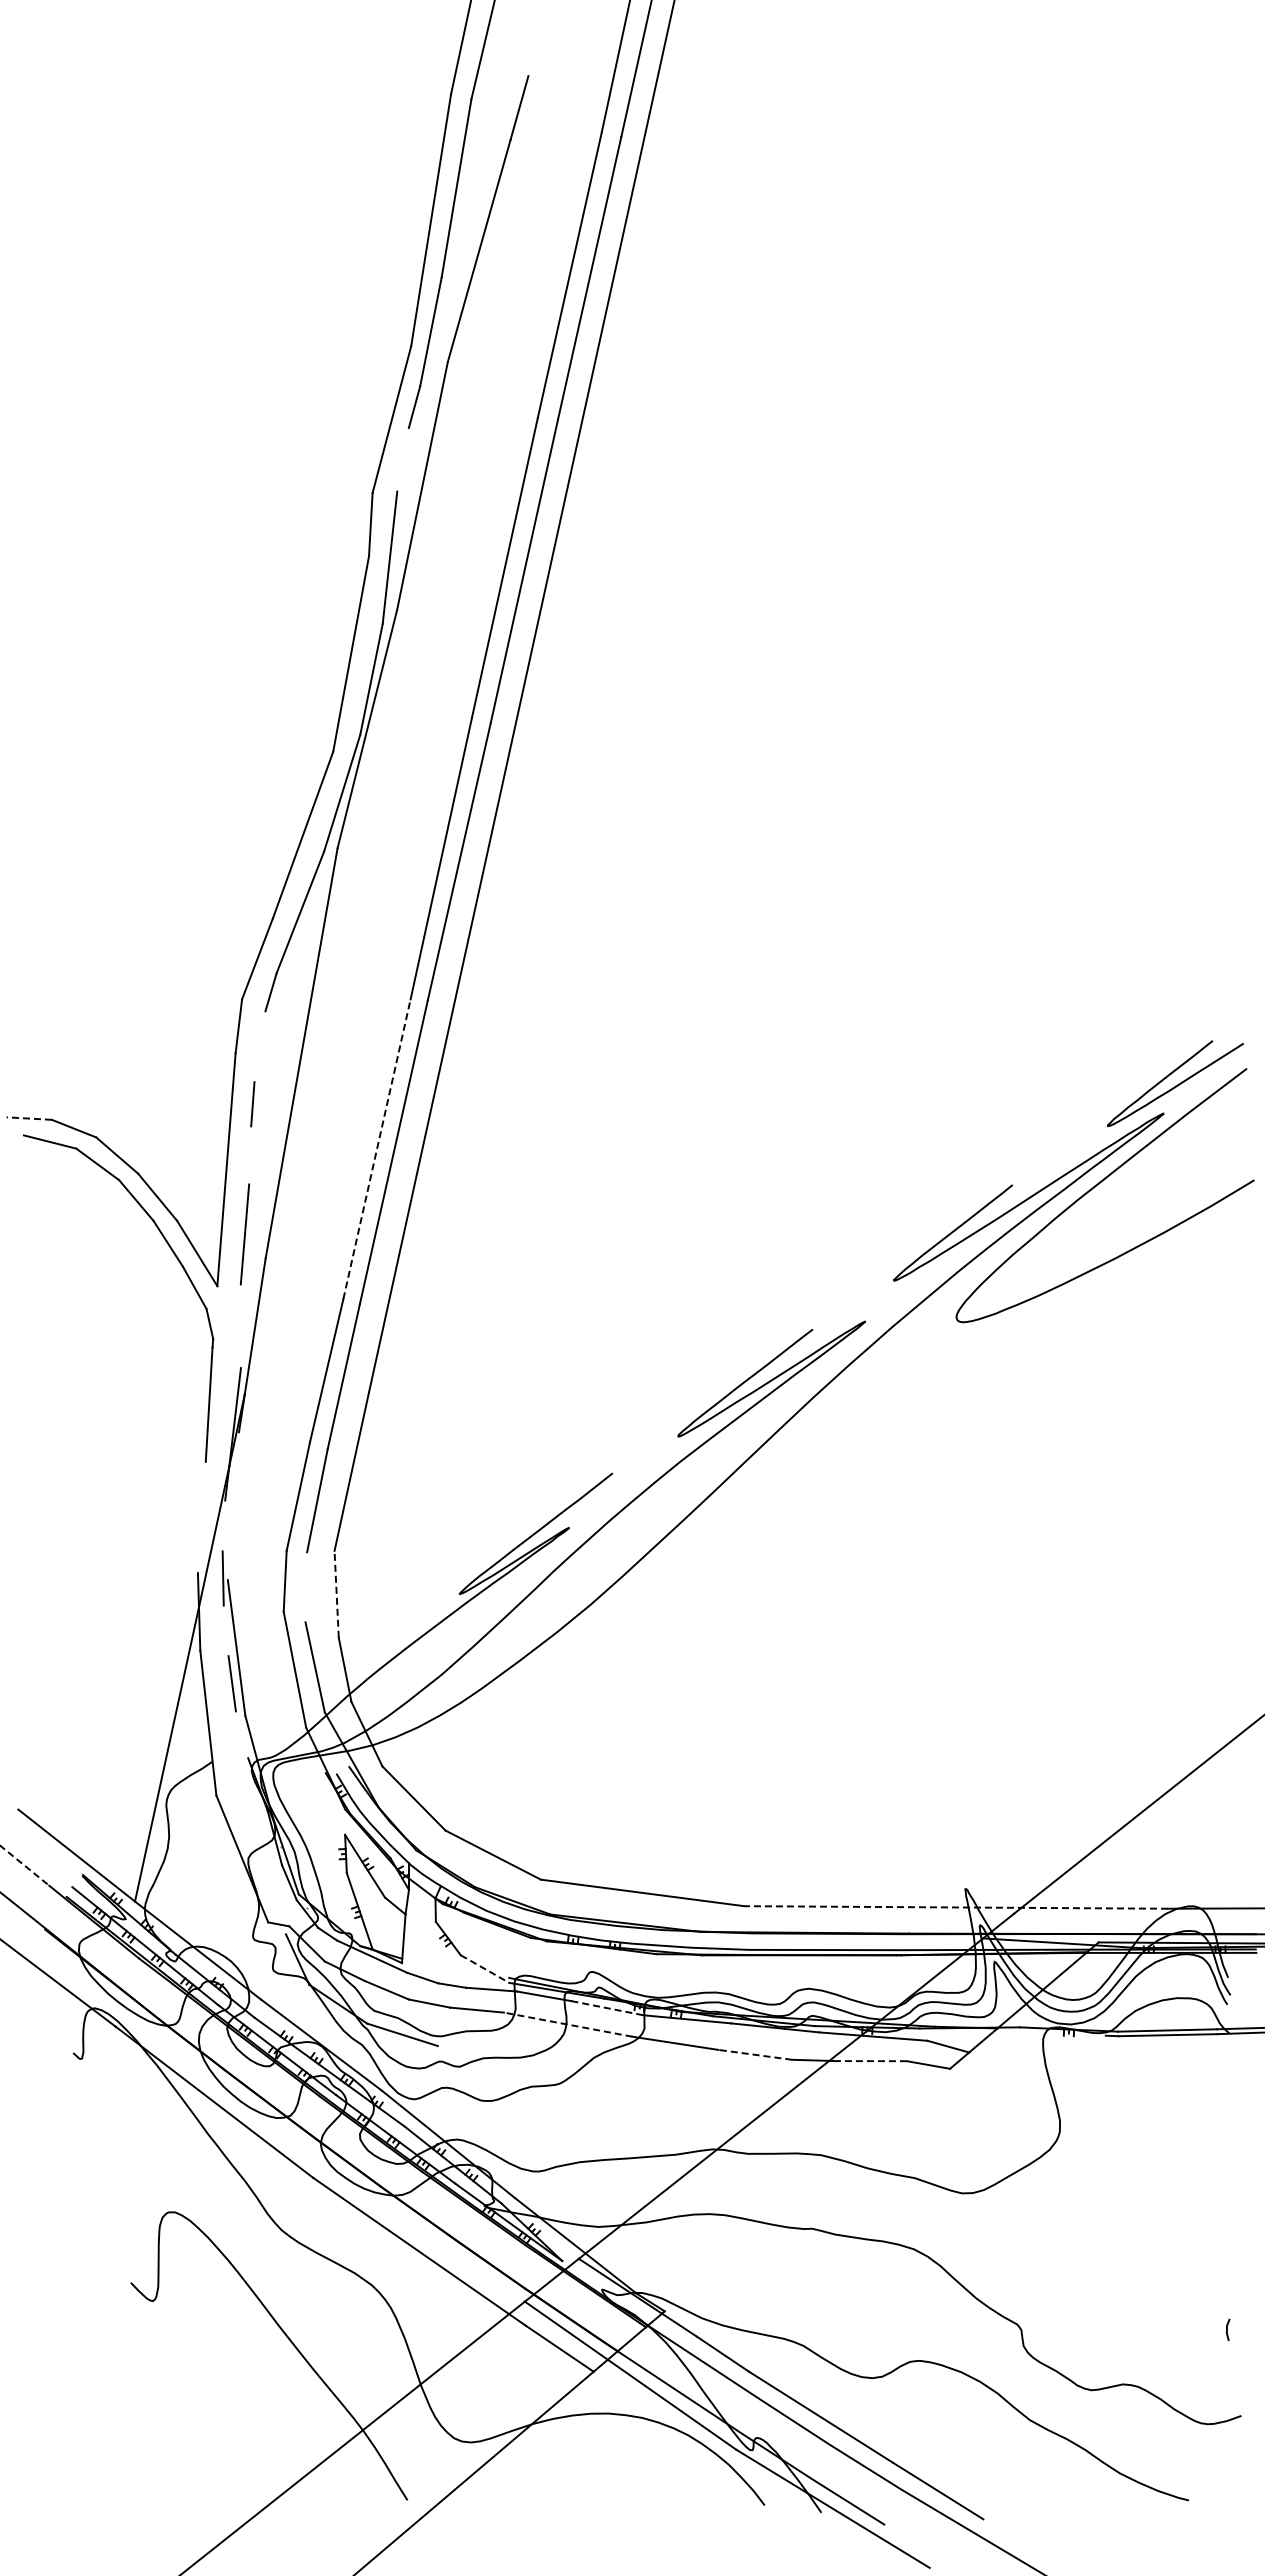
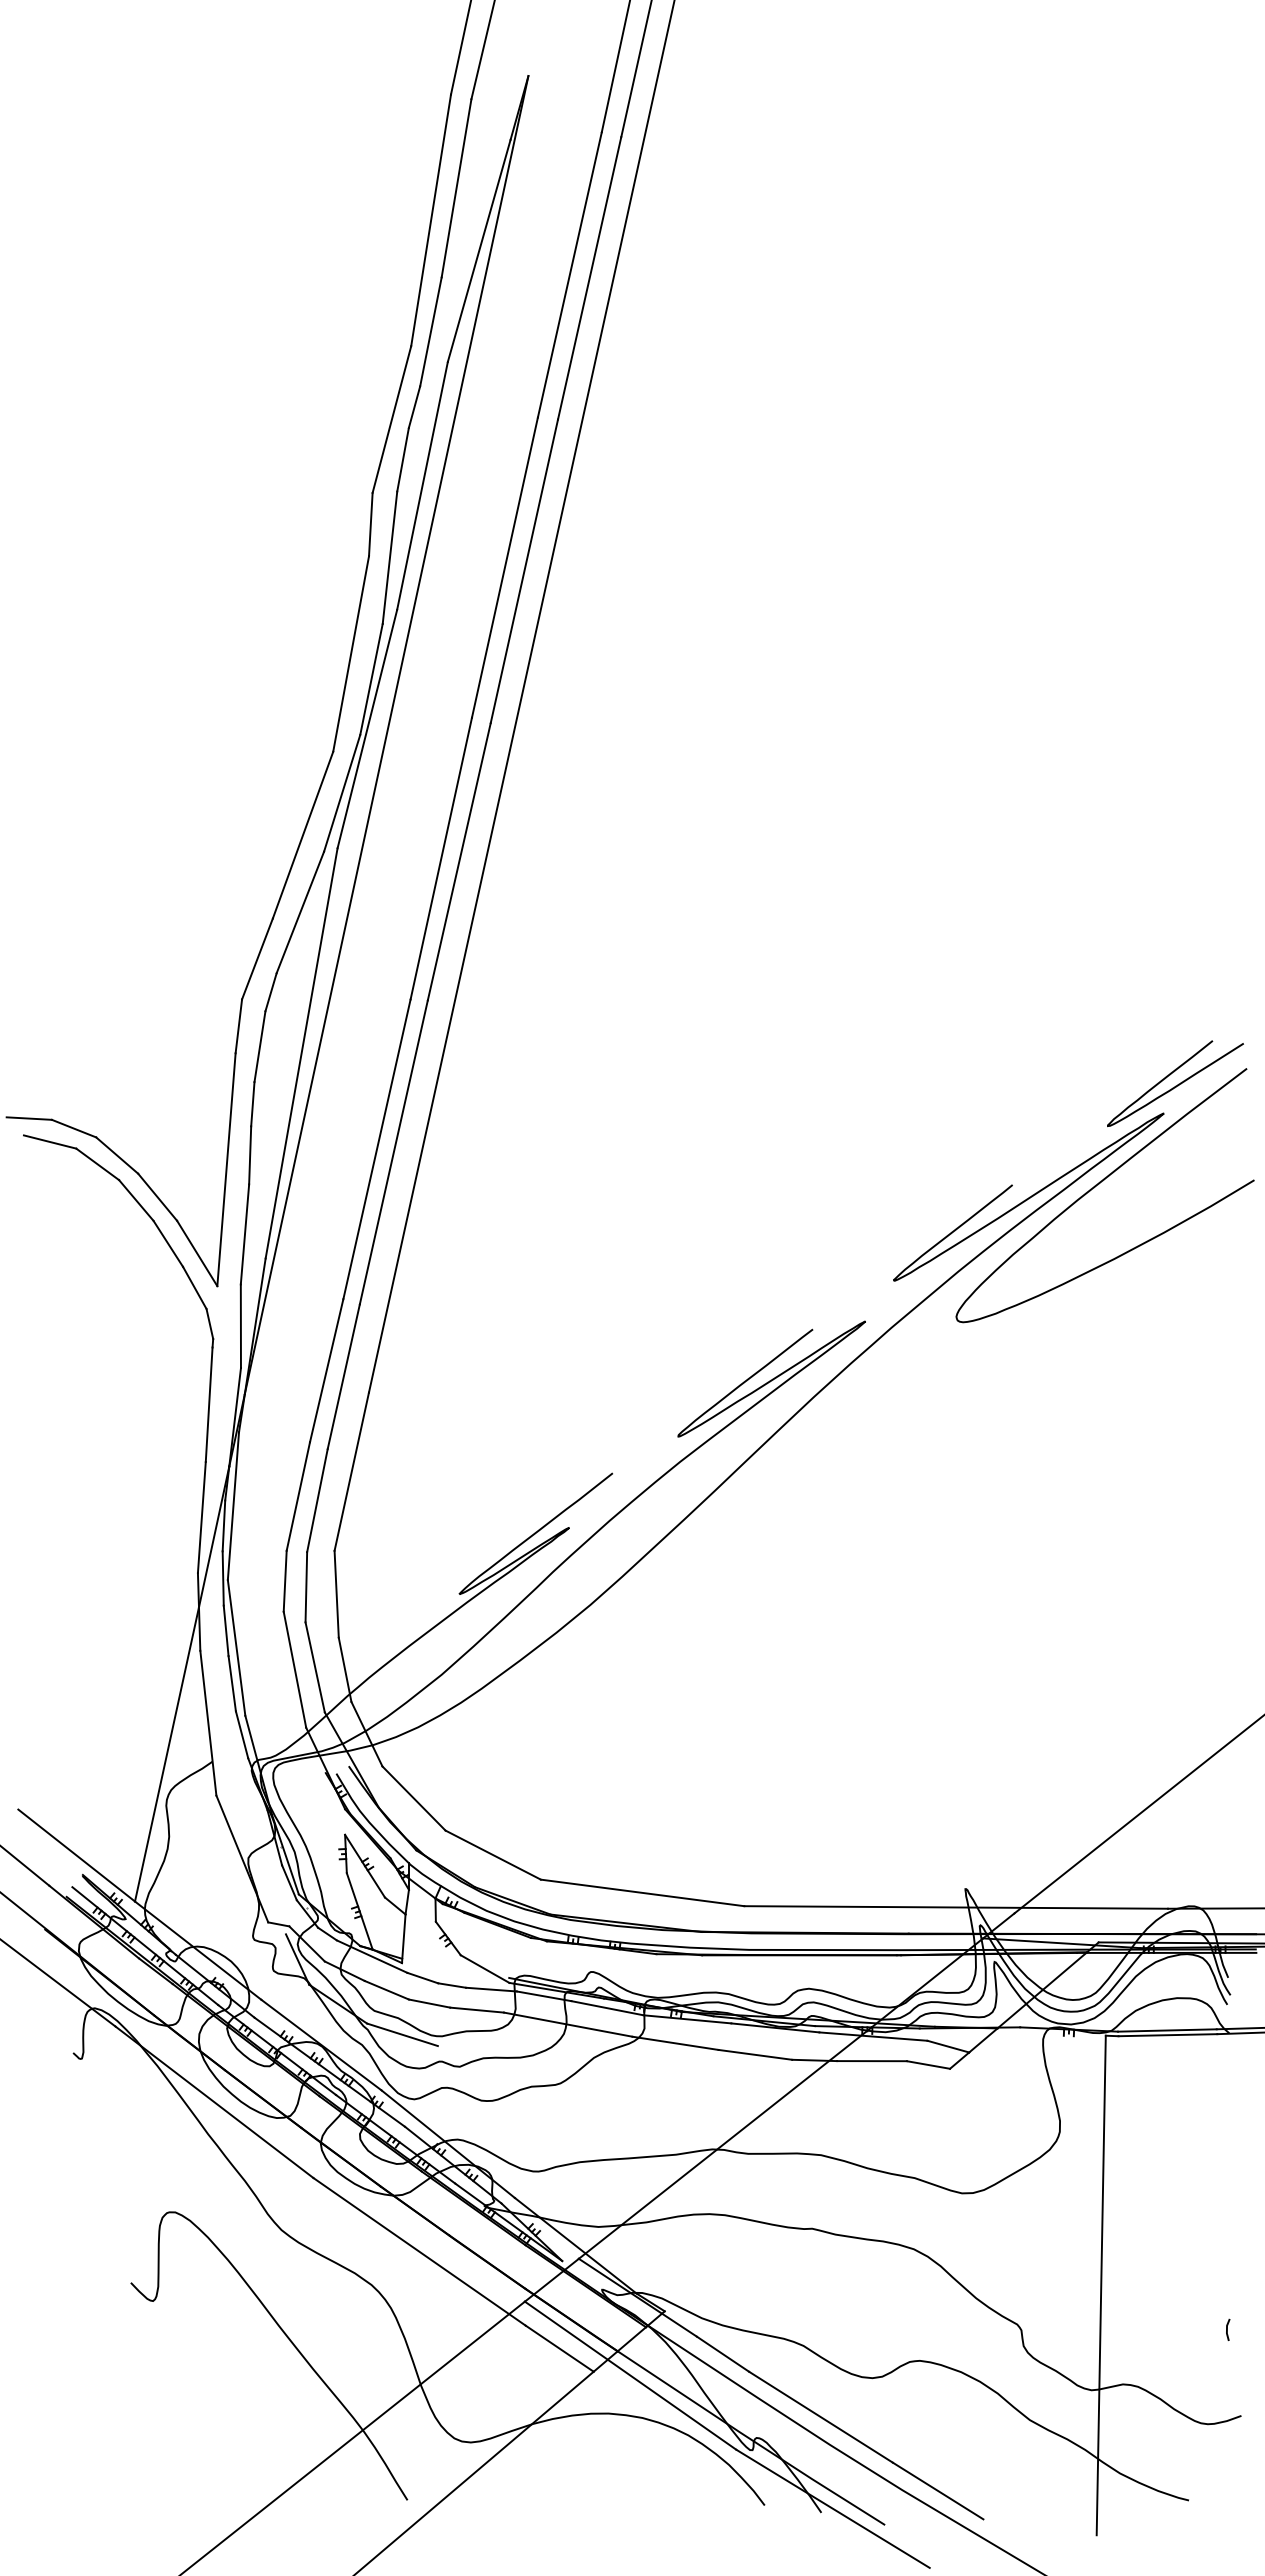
line: none -> present (402, 459)
line: none -> present (386, 734)
line: none -> present (259, 1046)
line: dashed -> solid (29, 1118)
line: dashed -> solid (377, 1149)
line: none -> present (250, 1155)
line: none -> present (240, 1326)
line: none -> present (233, 1506)
line: none -> present (201, 1517)
line: none -> present (223, 1525)
line: none -> present (306, 1587)
line: dashed -> solid (336, 1593)
line: none -> present (225, 1630)
line: none -> present (241, 1734)
line: dashed -> solid (24, 1865)
line: dashed -> solid (956, 1907)
line: dashed -> solid (485, 1969)
line: dashed -> solid (607, 2008)
line: dashed -> solid (567, 2024)
line: dashed -> solid (754, 2054)
line: dashed -> solid (872, 2061)
line: none -> present (1100, 2285)
